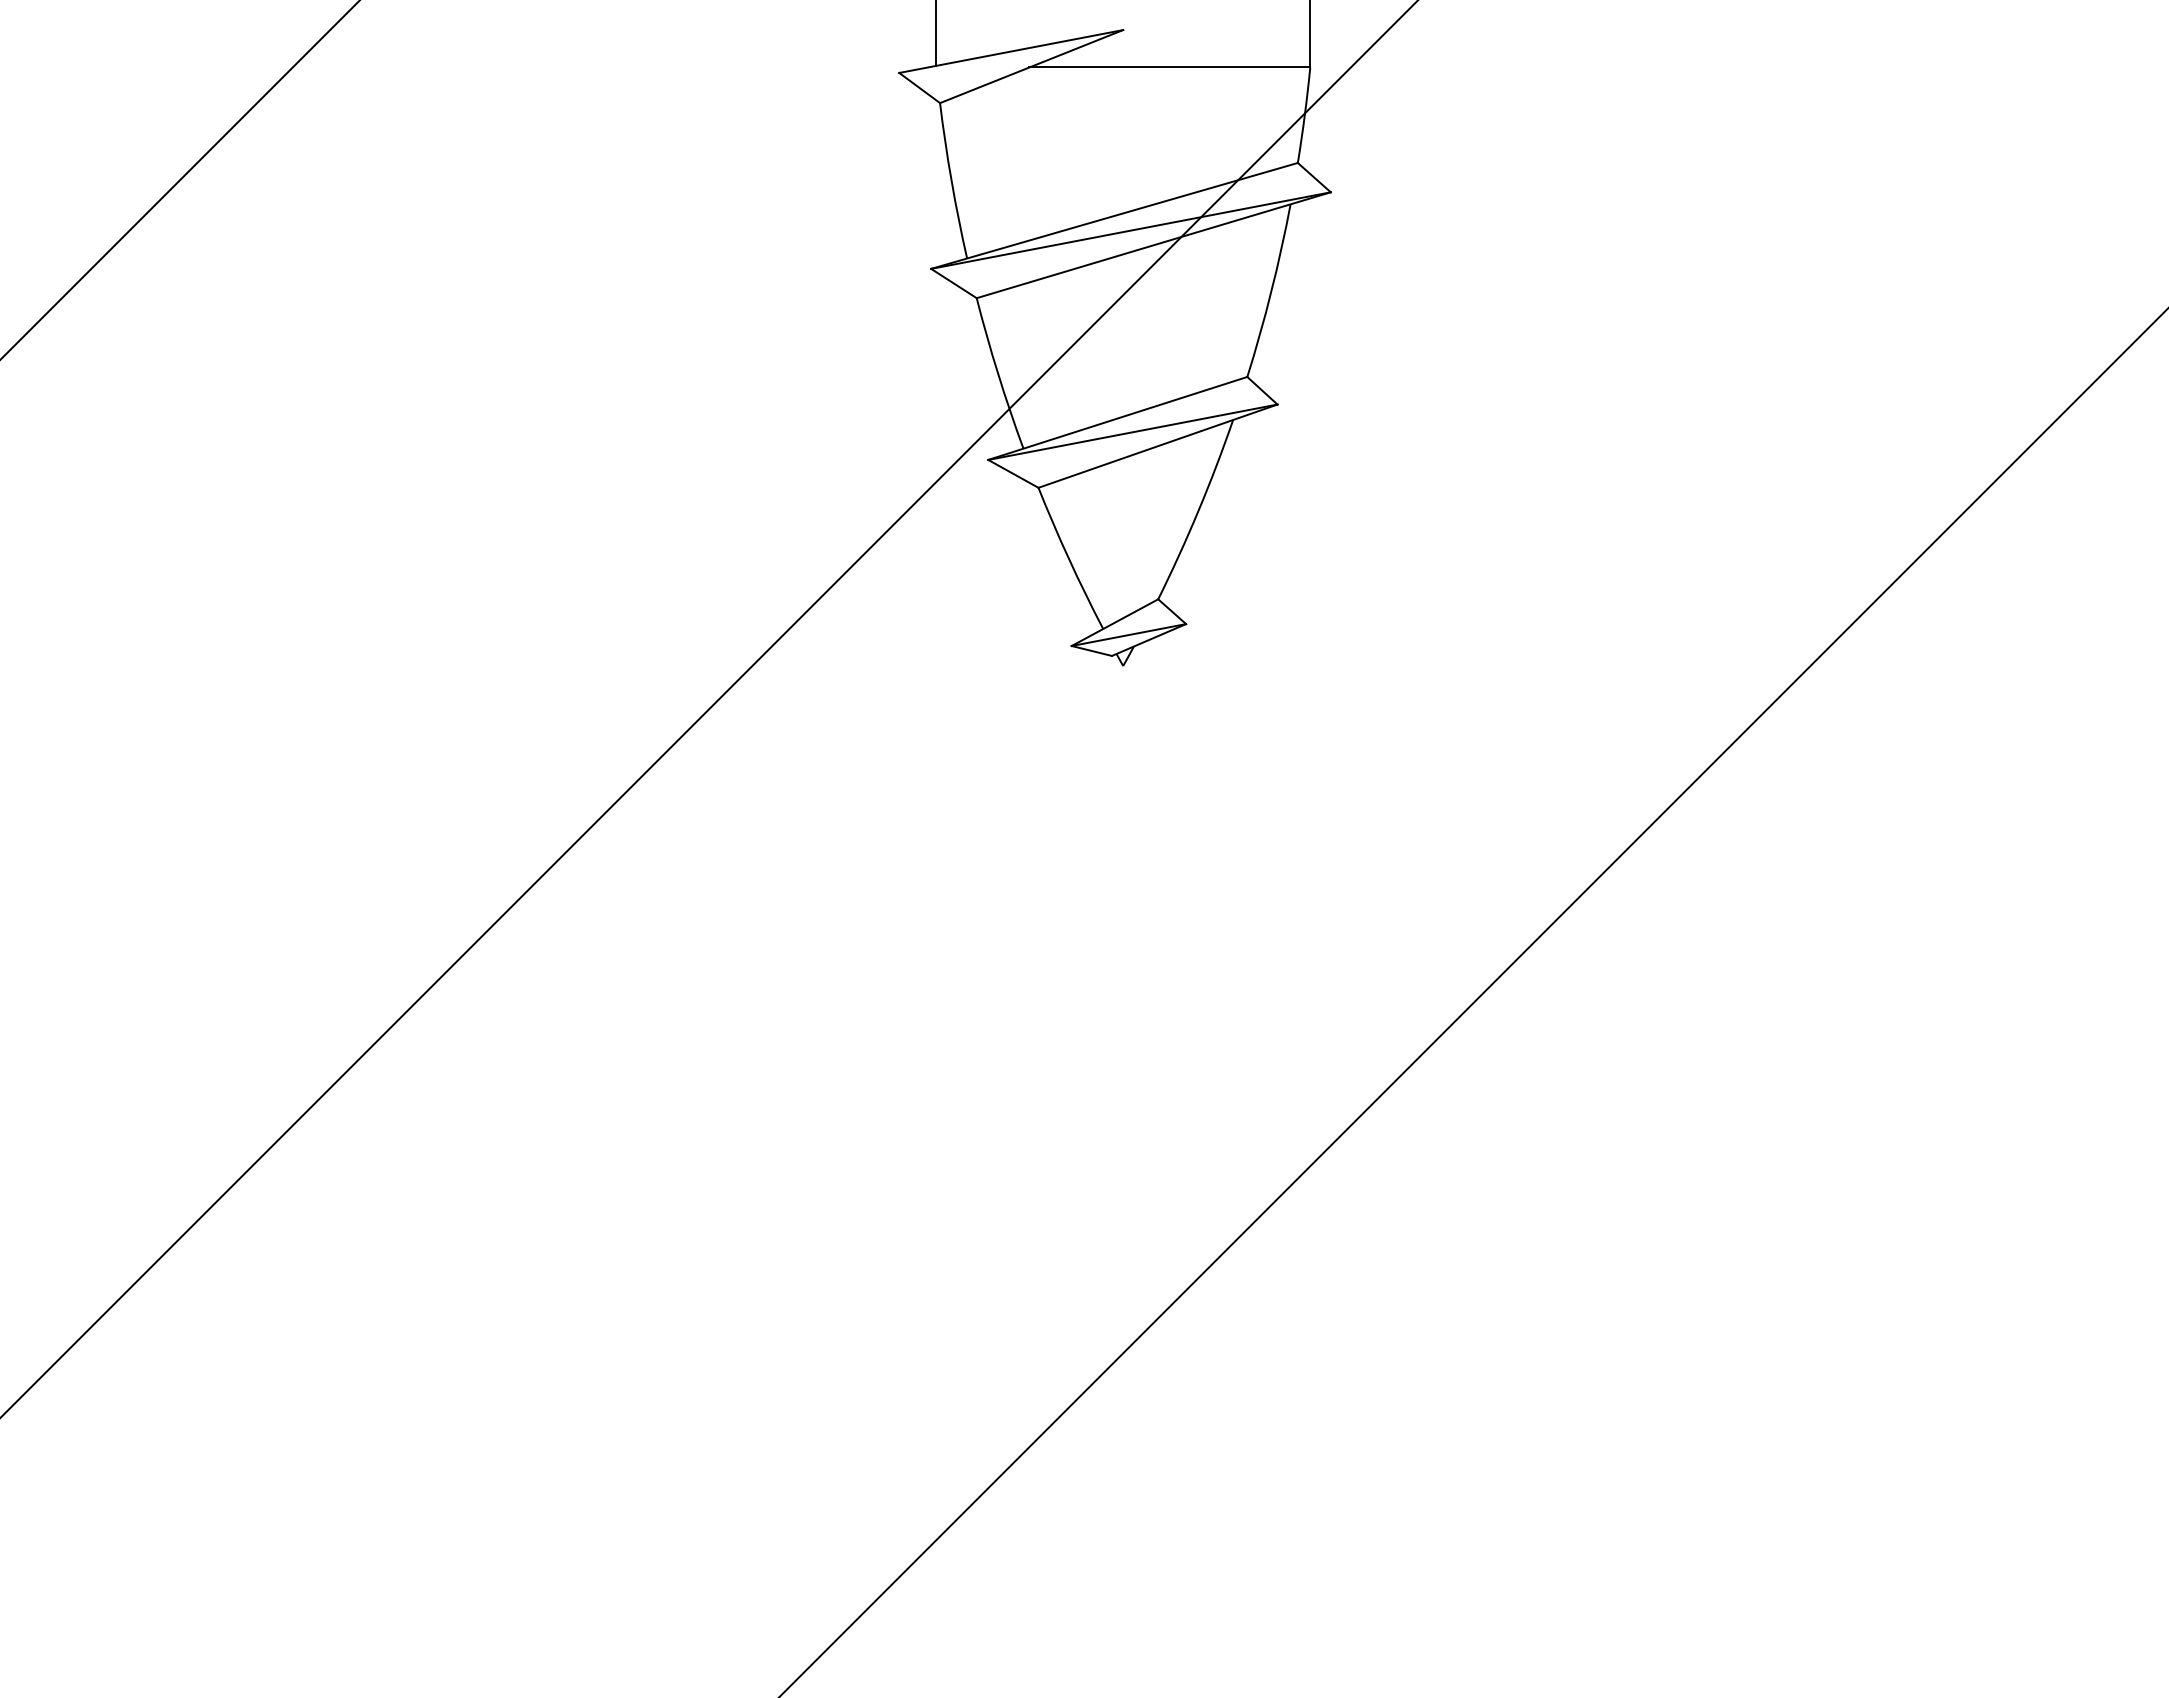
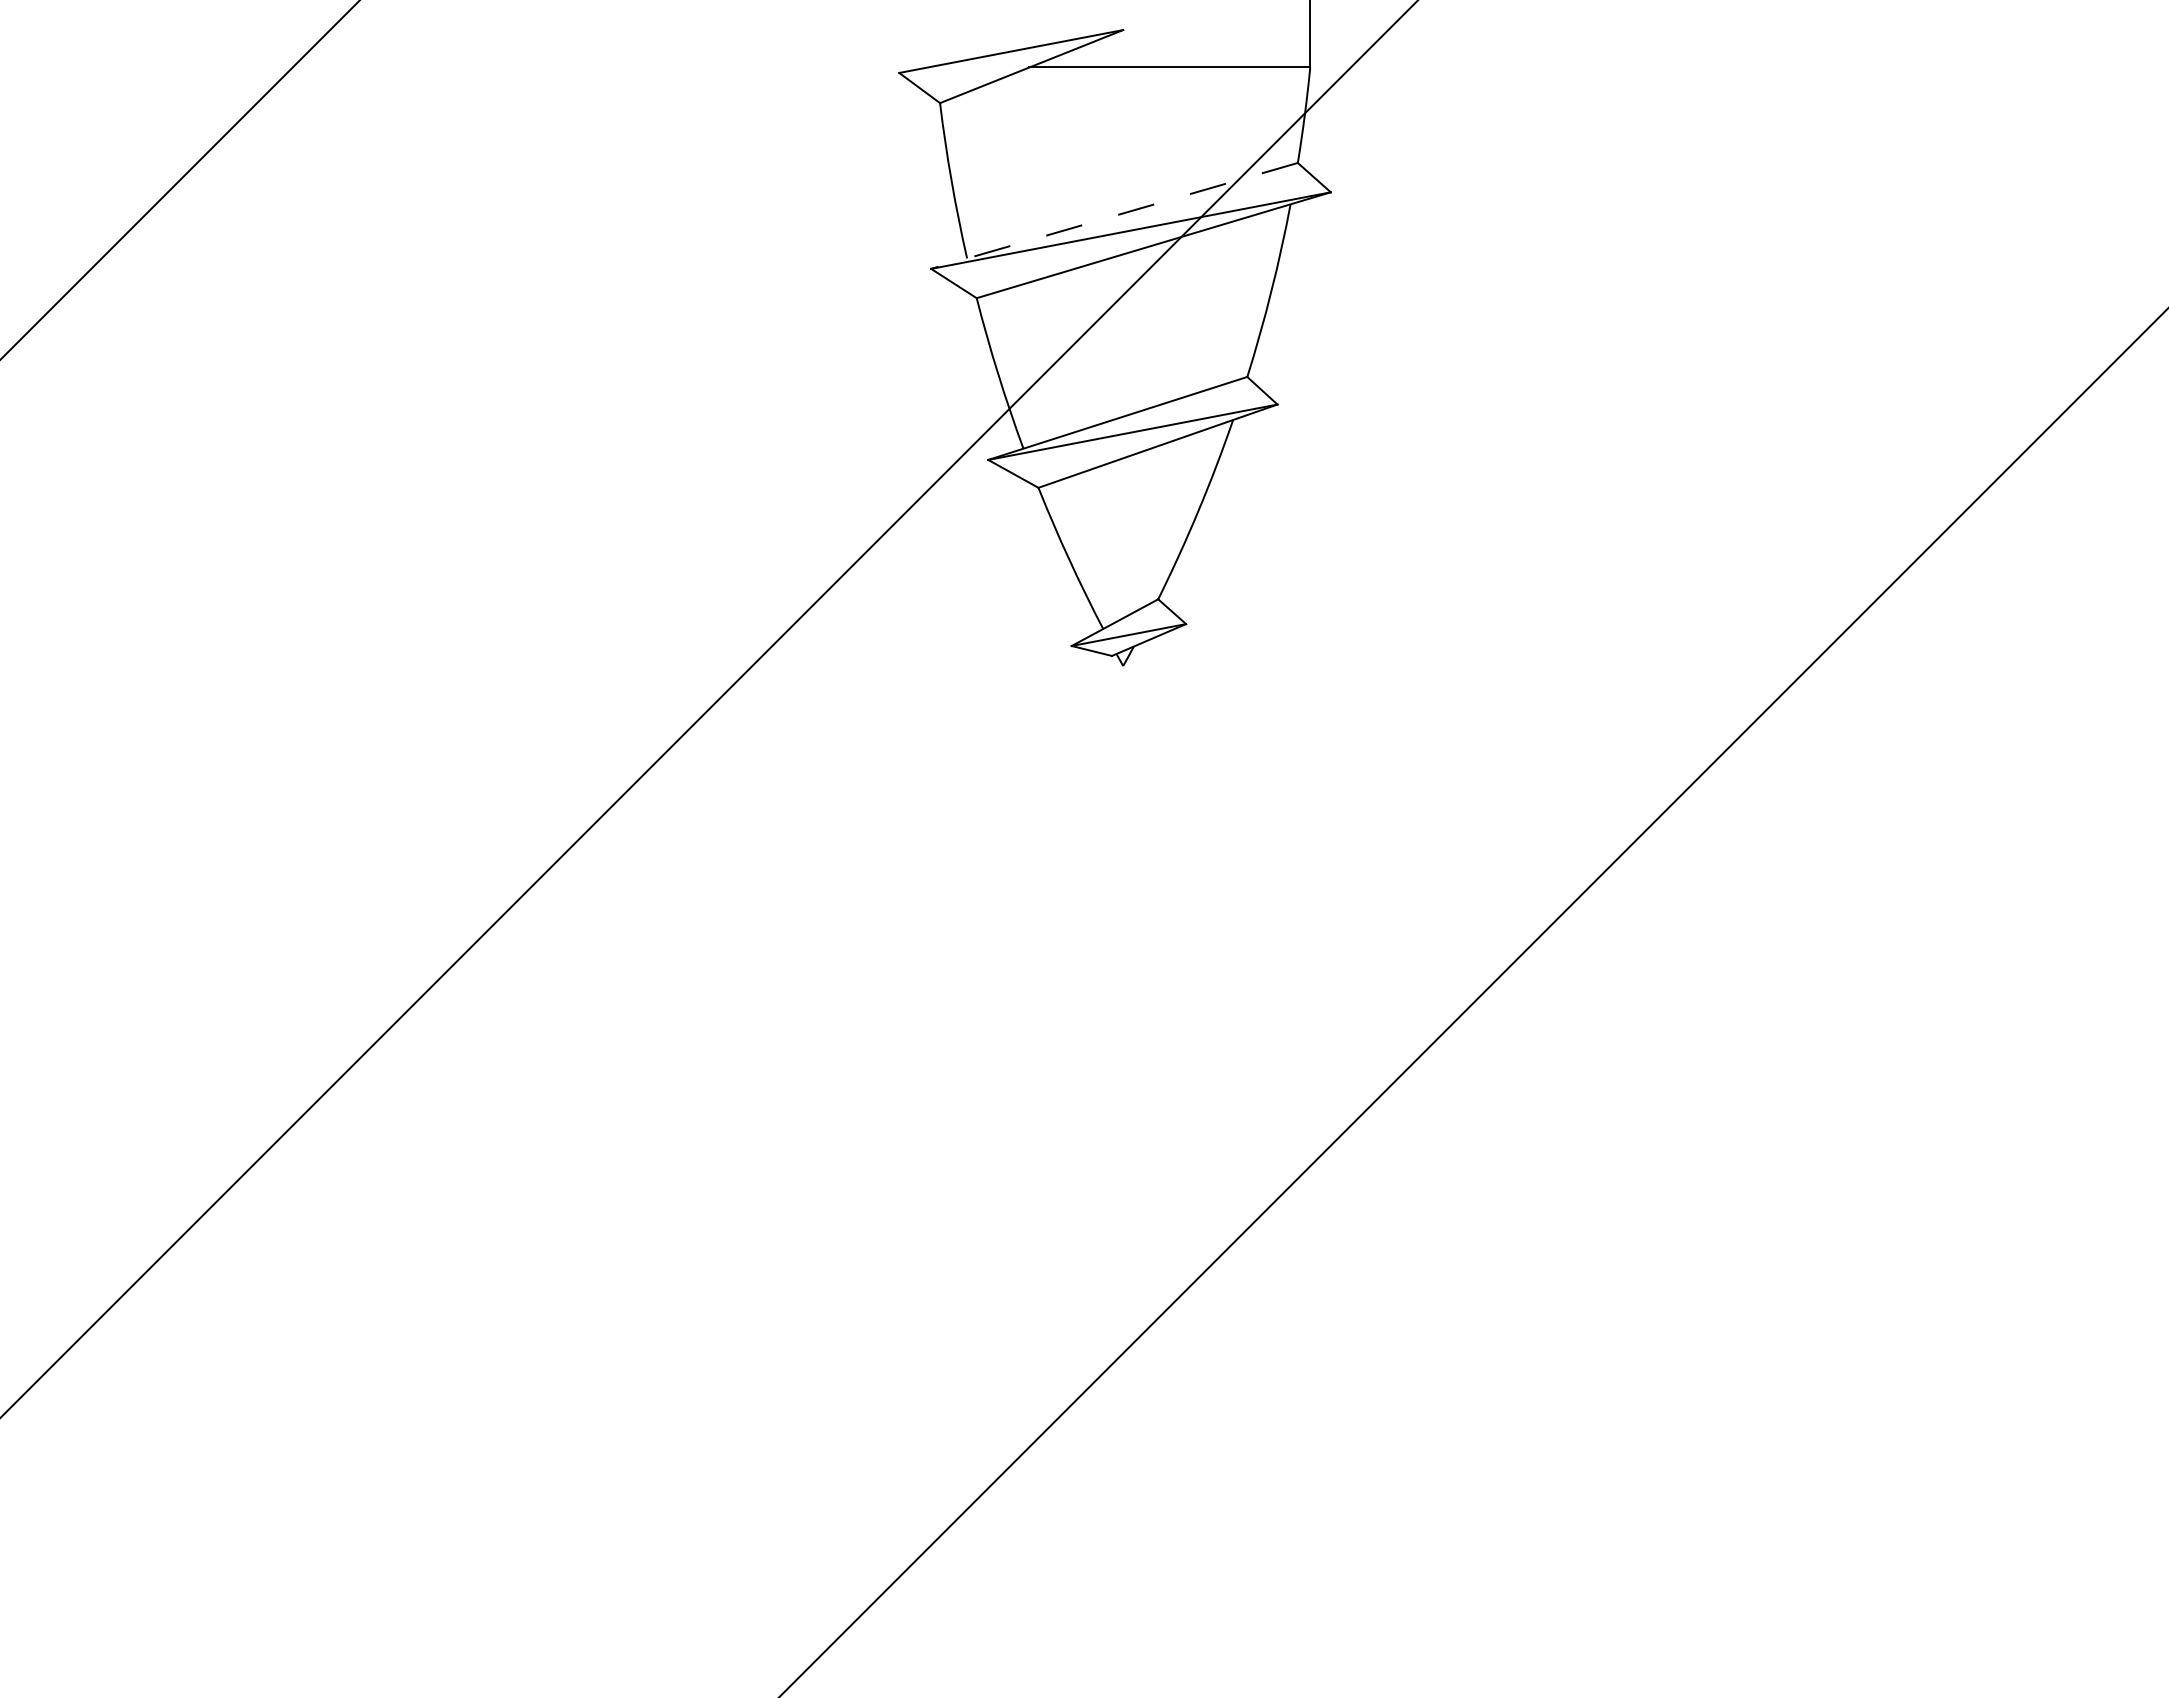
line: present -> none (936, 33)
line: solid -> dashed (1114, 215)
